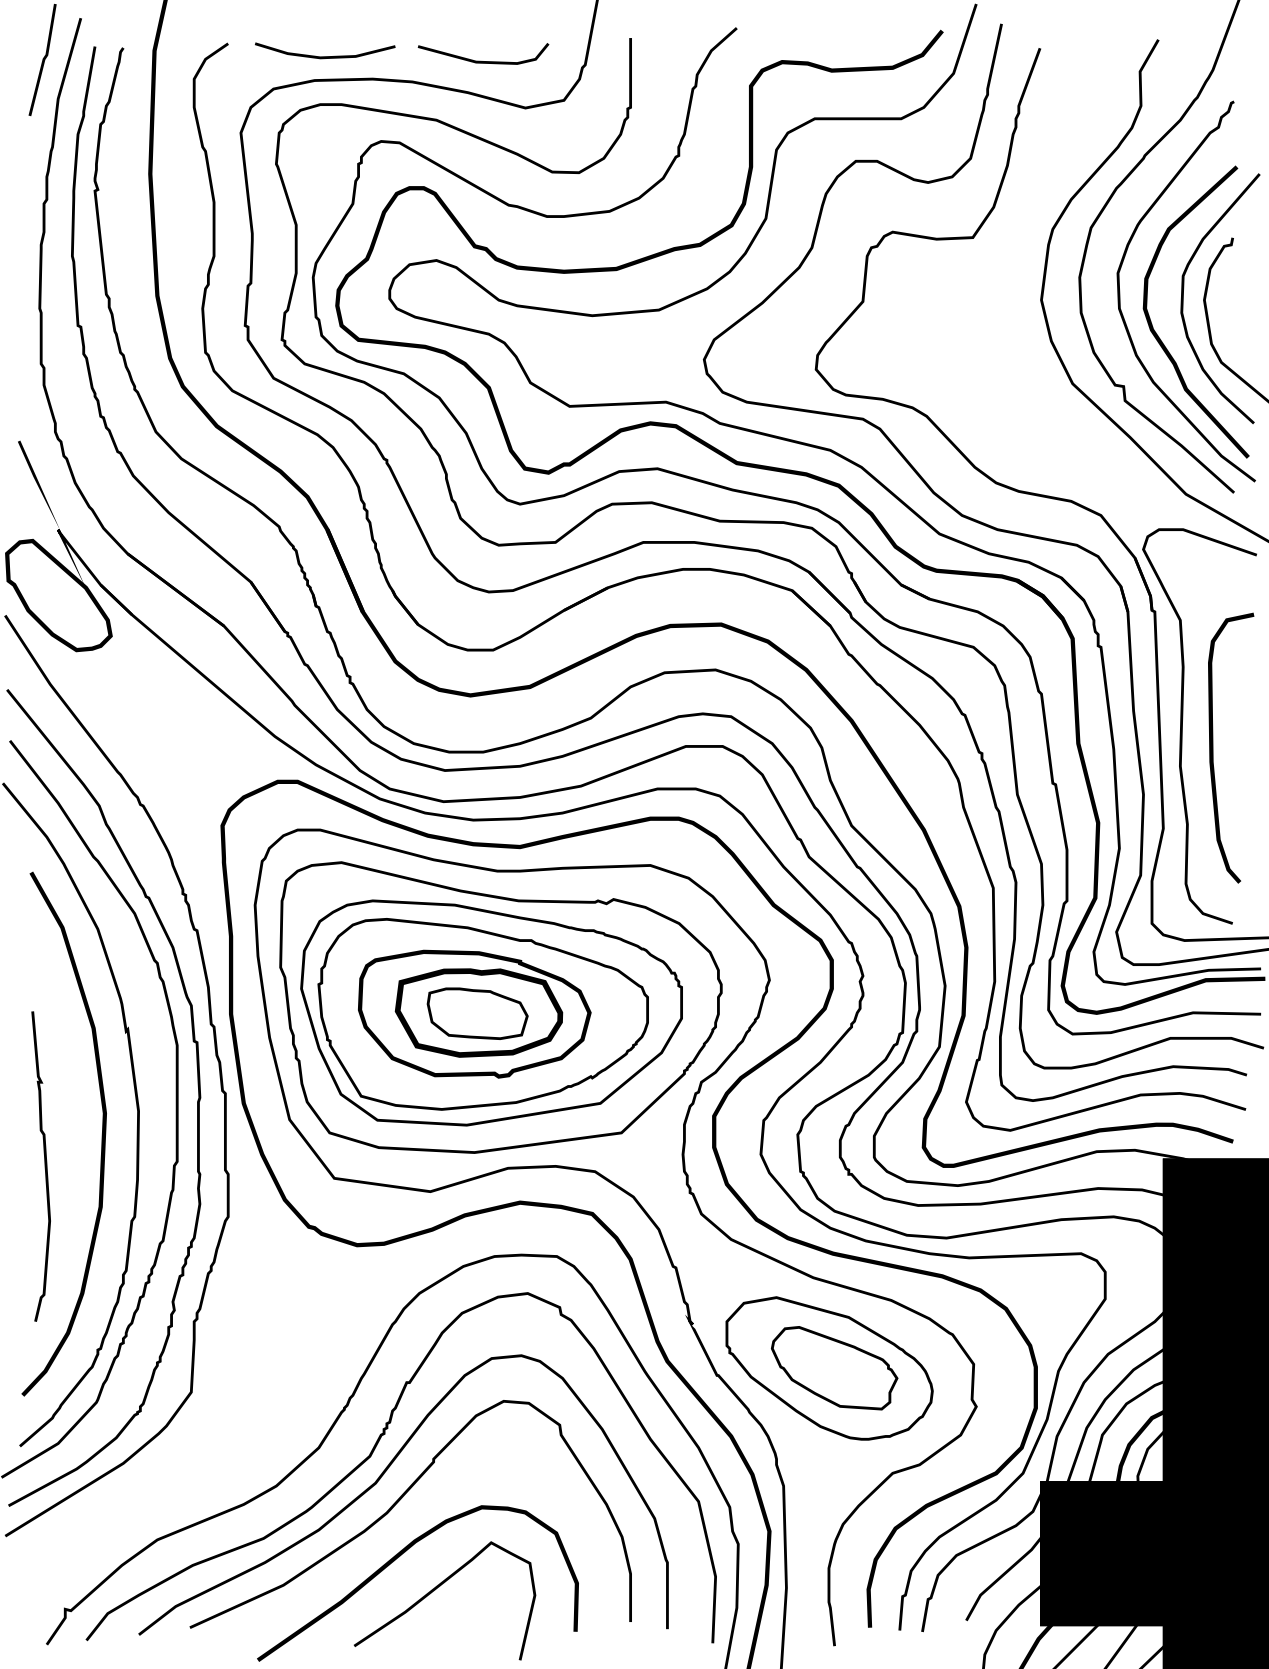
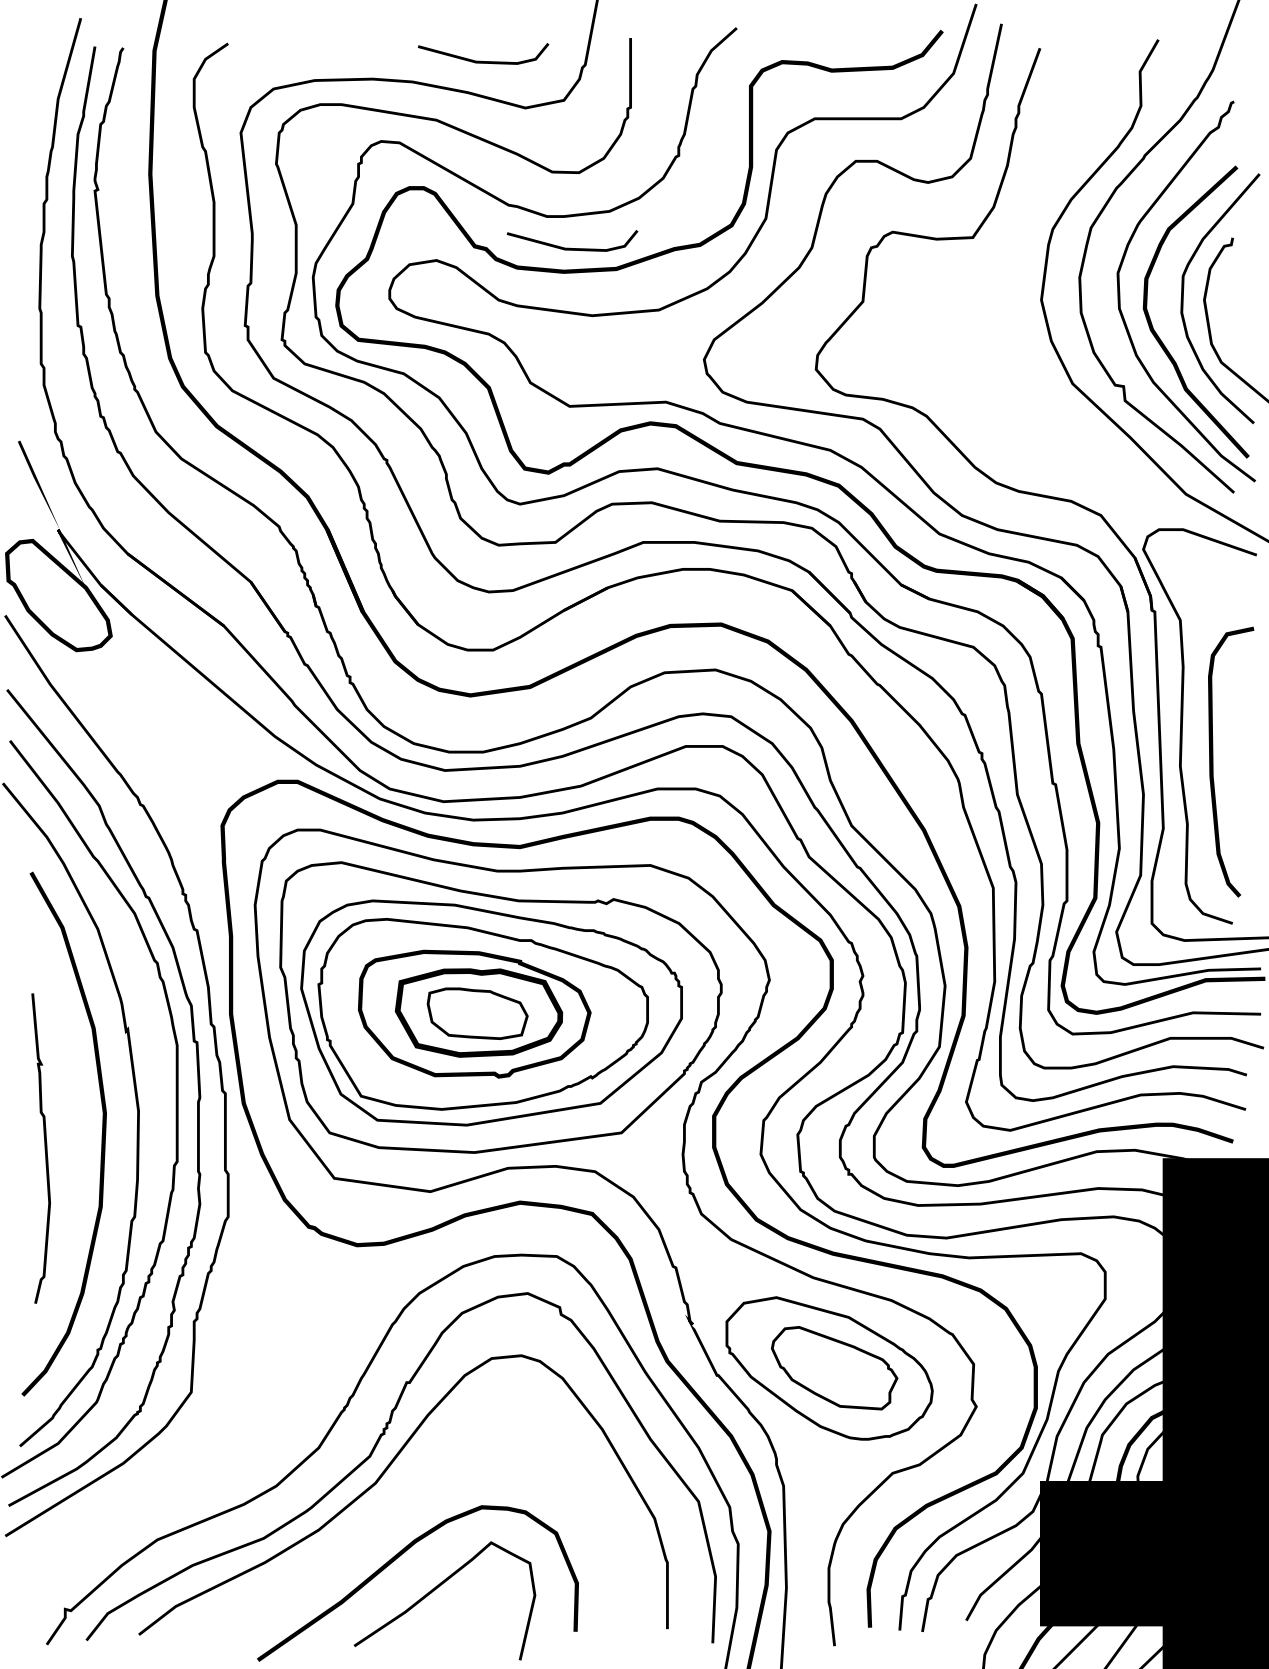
line: present -> none (325, 56)
line: present -> none (42, 59)
line: none -> present (570, 247)
curve position: (1213, 747) -> (1213, 761) (1213, 761)
curve position: (44, 1166) -> (44, 1148) (44, 1148)
curve: present -> none (398, 1502)
